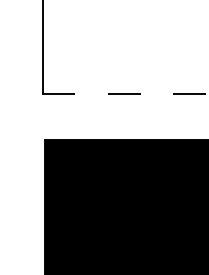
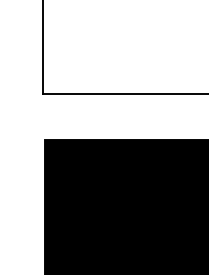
line: dashed -> solid (125, 93)
